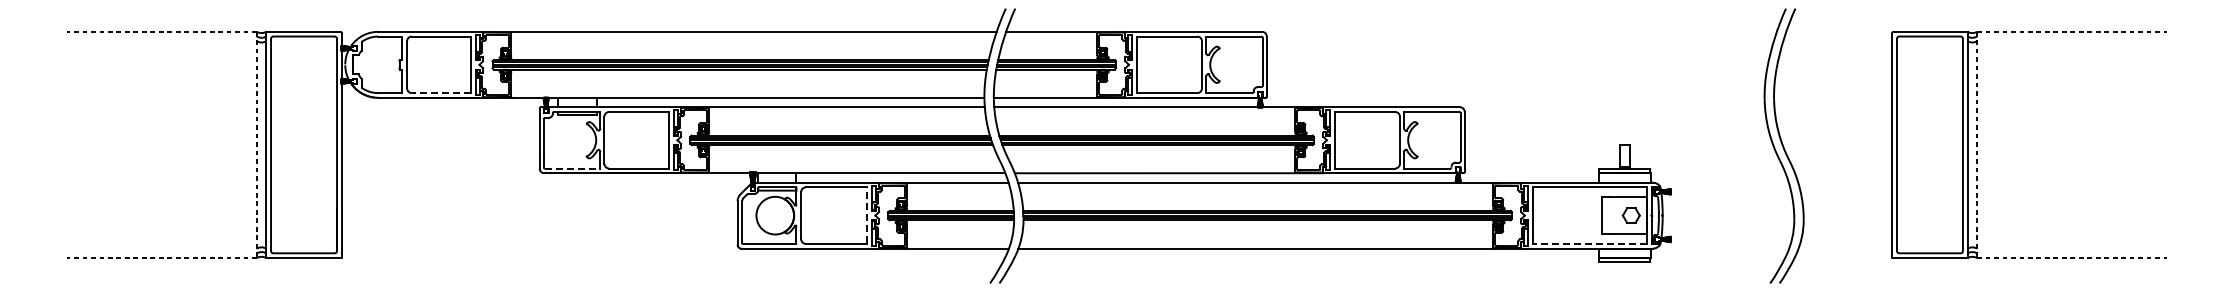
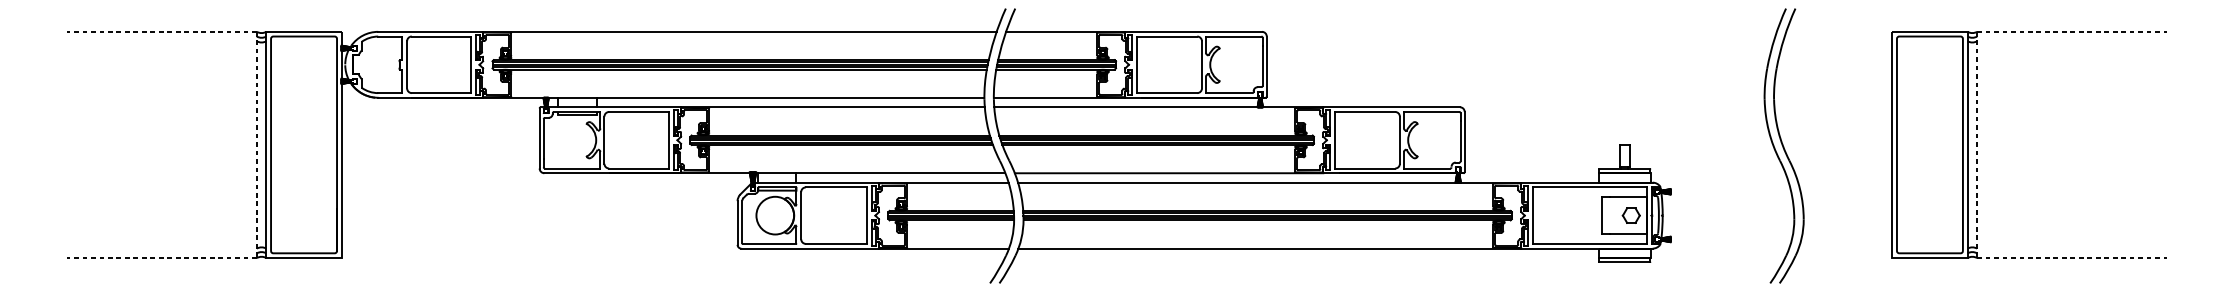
line: dashed -> solid (441, 93)
line: dashed -> solid (572, 168)
line: dashed -> solid (867, 215)
line: dashed -> solid (1589, 243)
